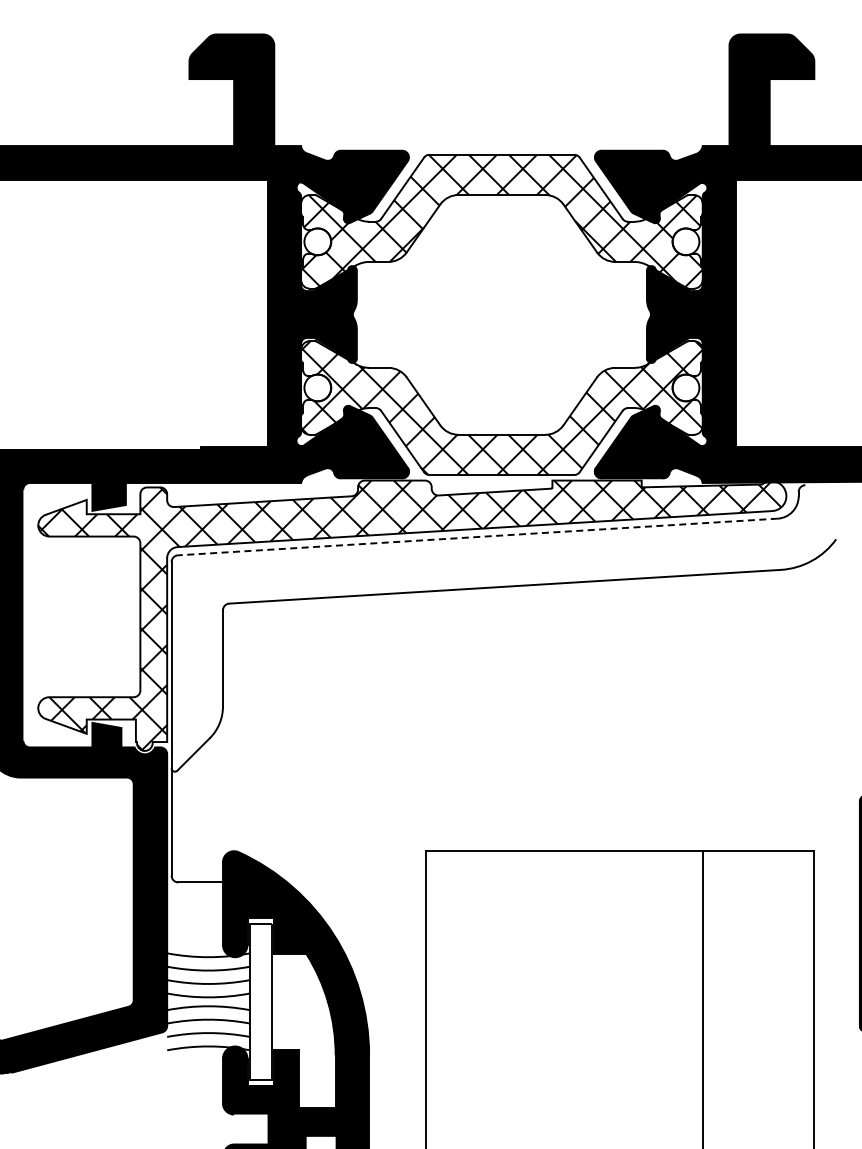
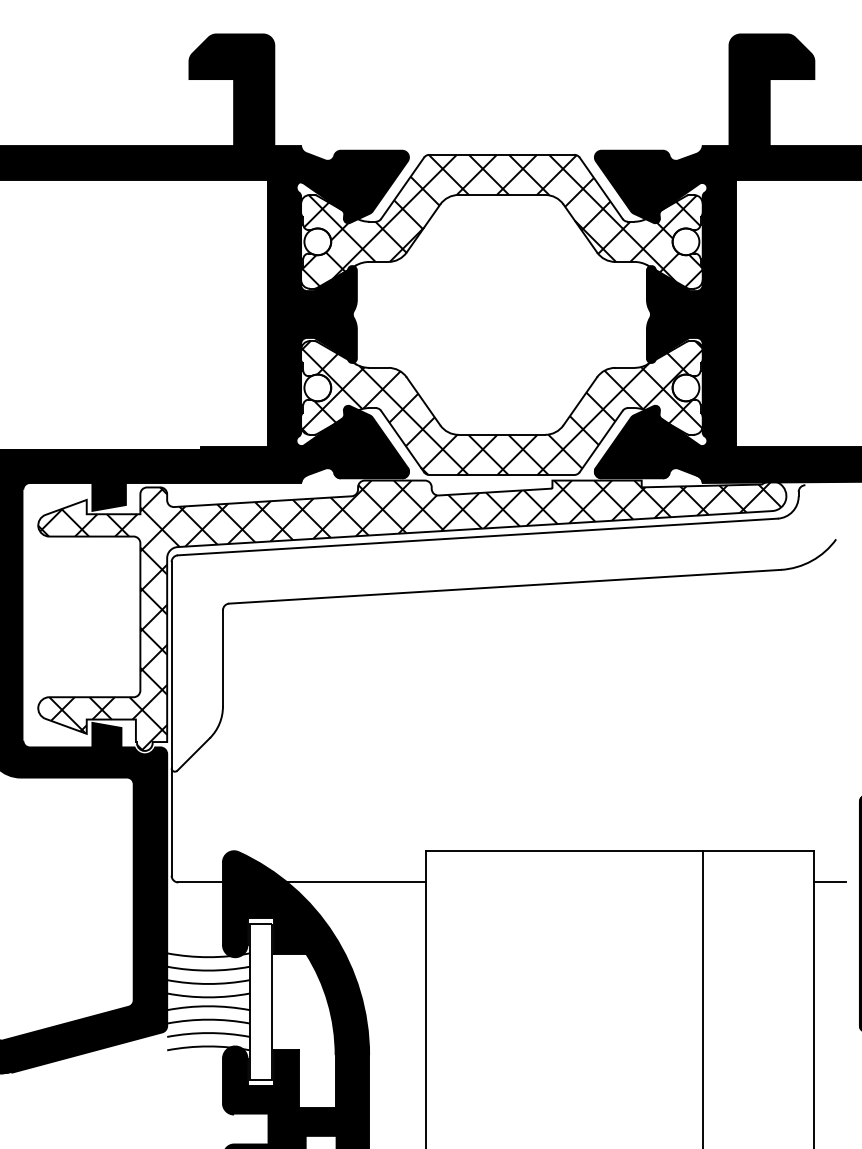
line: dashed -> solid (477, 537)
line: none -> present (356, 882)
line: none -> present (829, 882)
